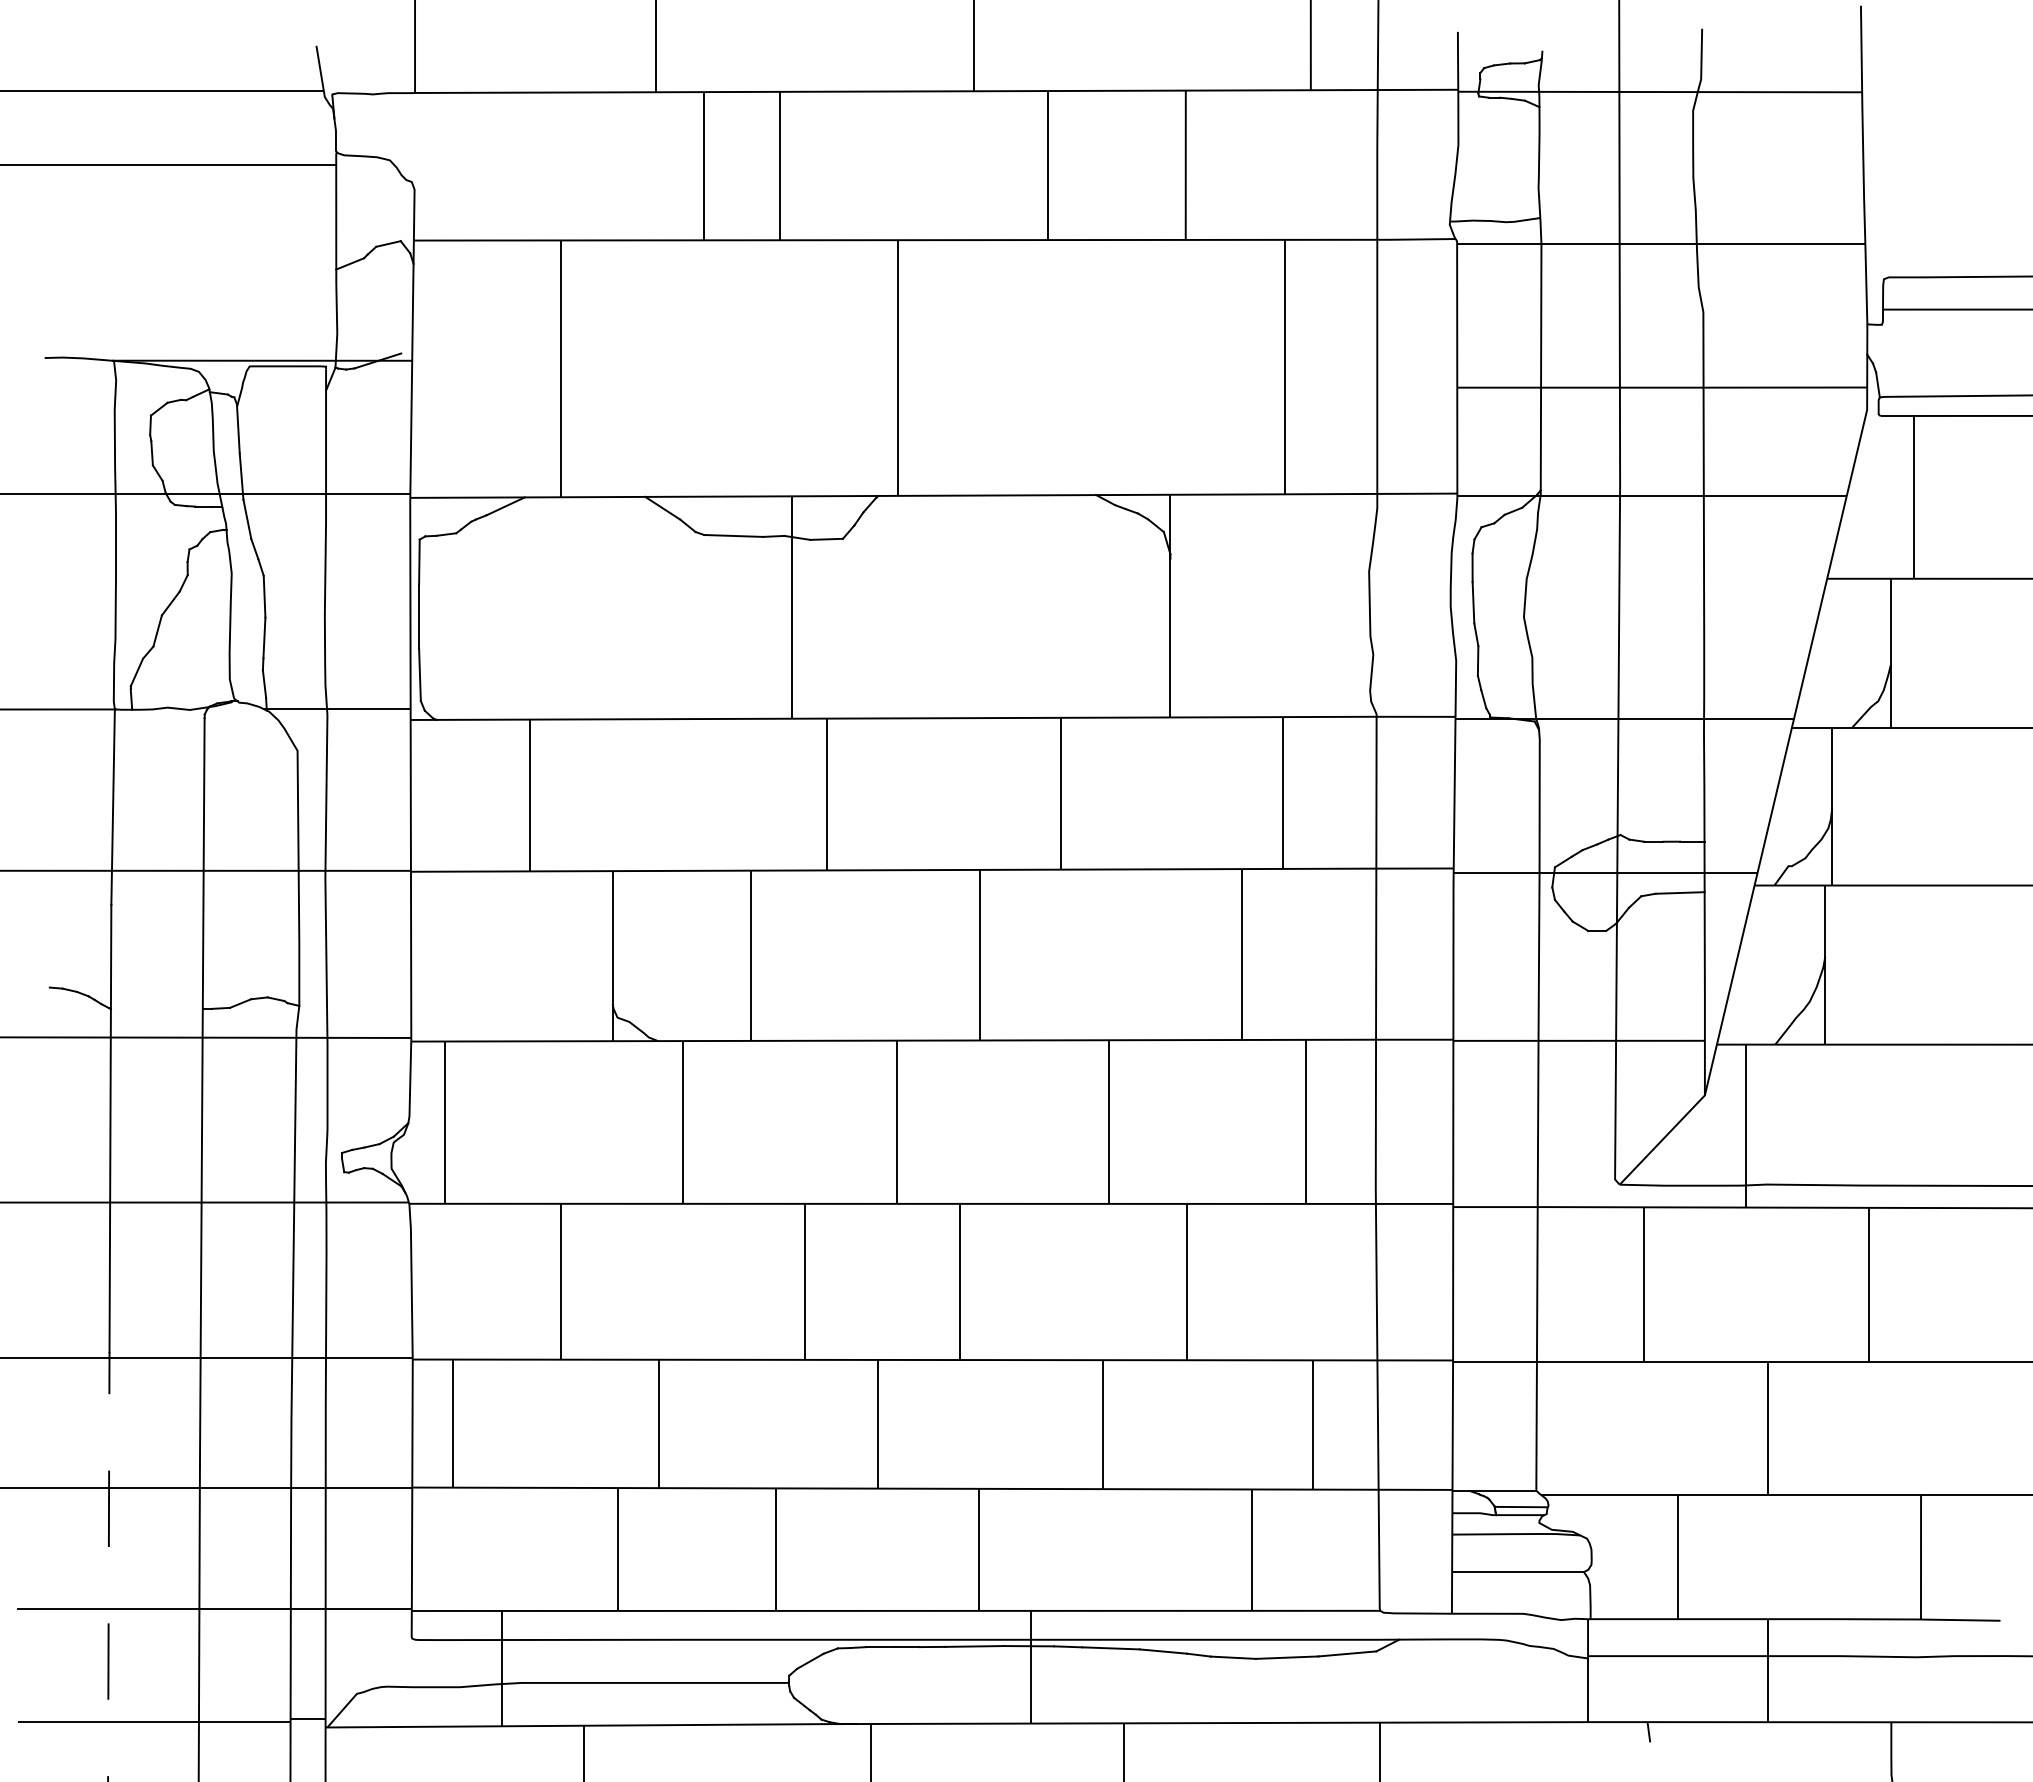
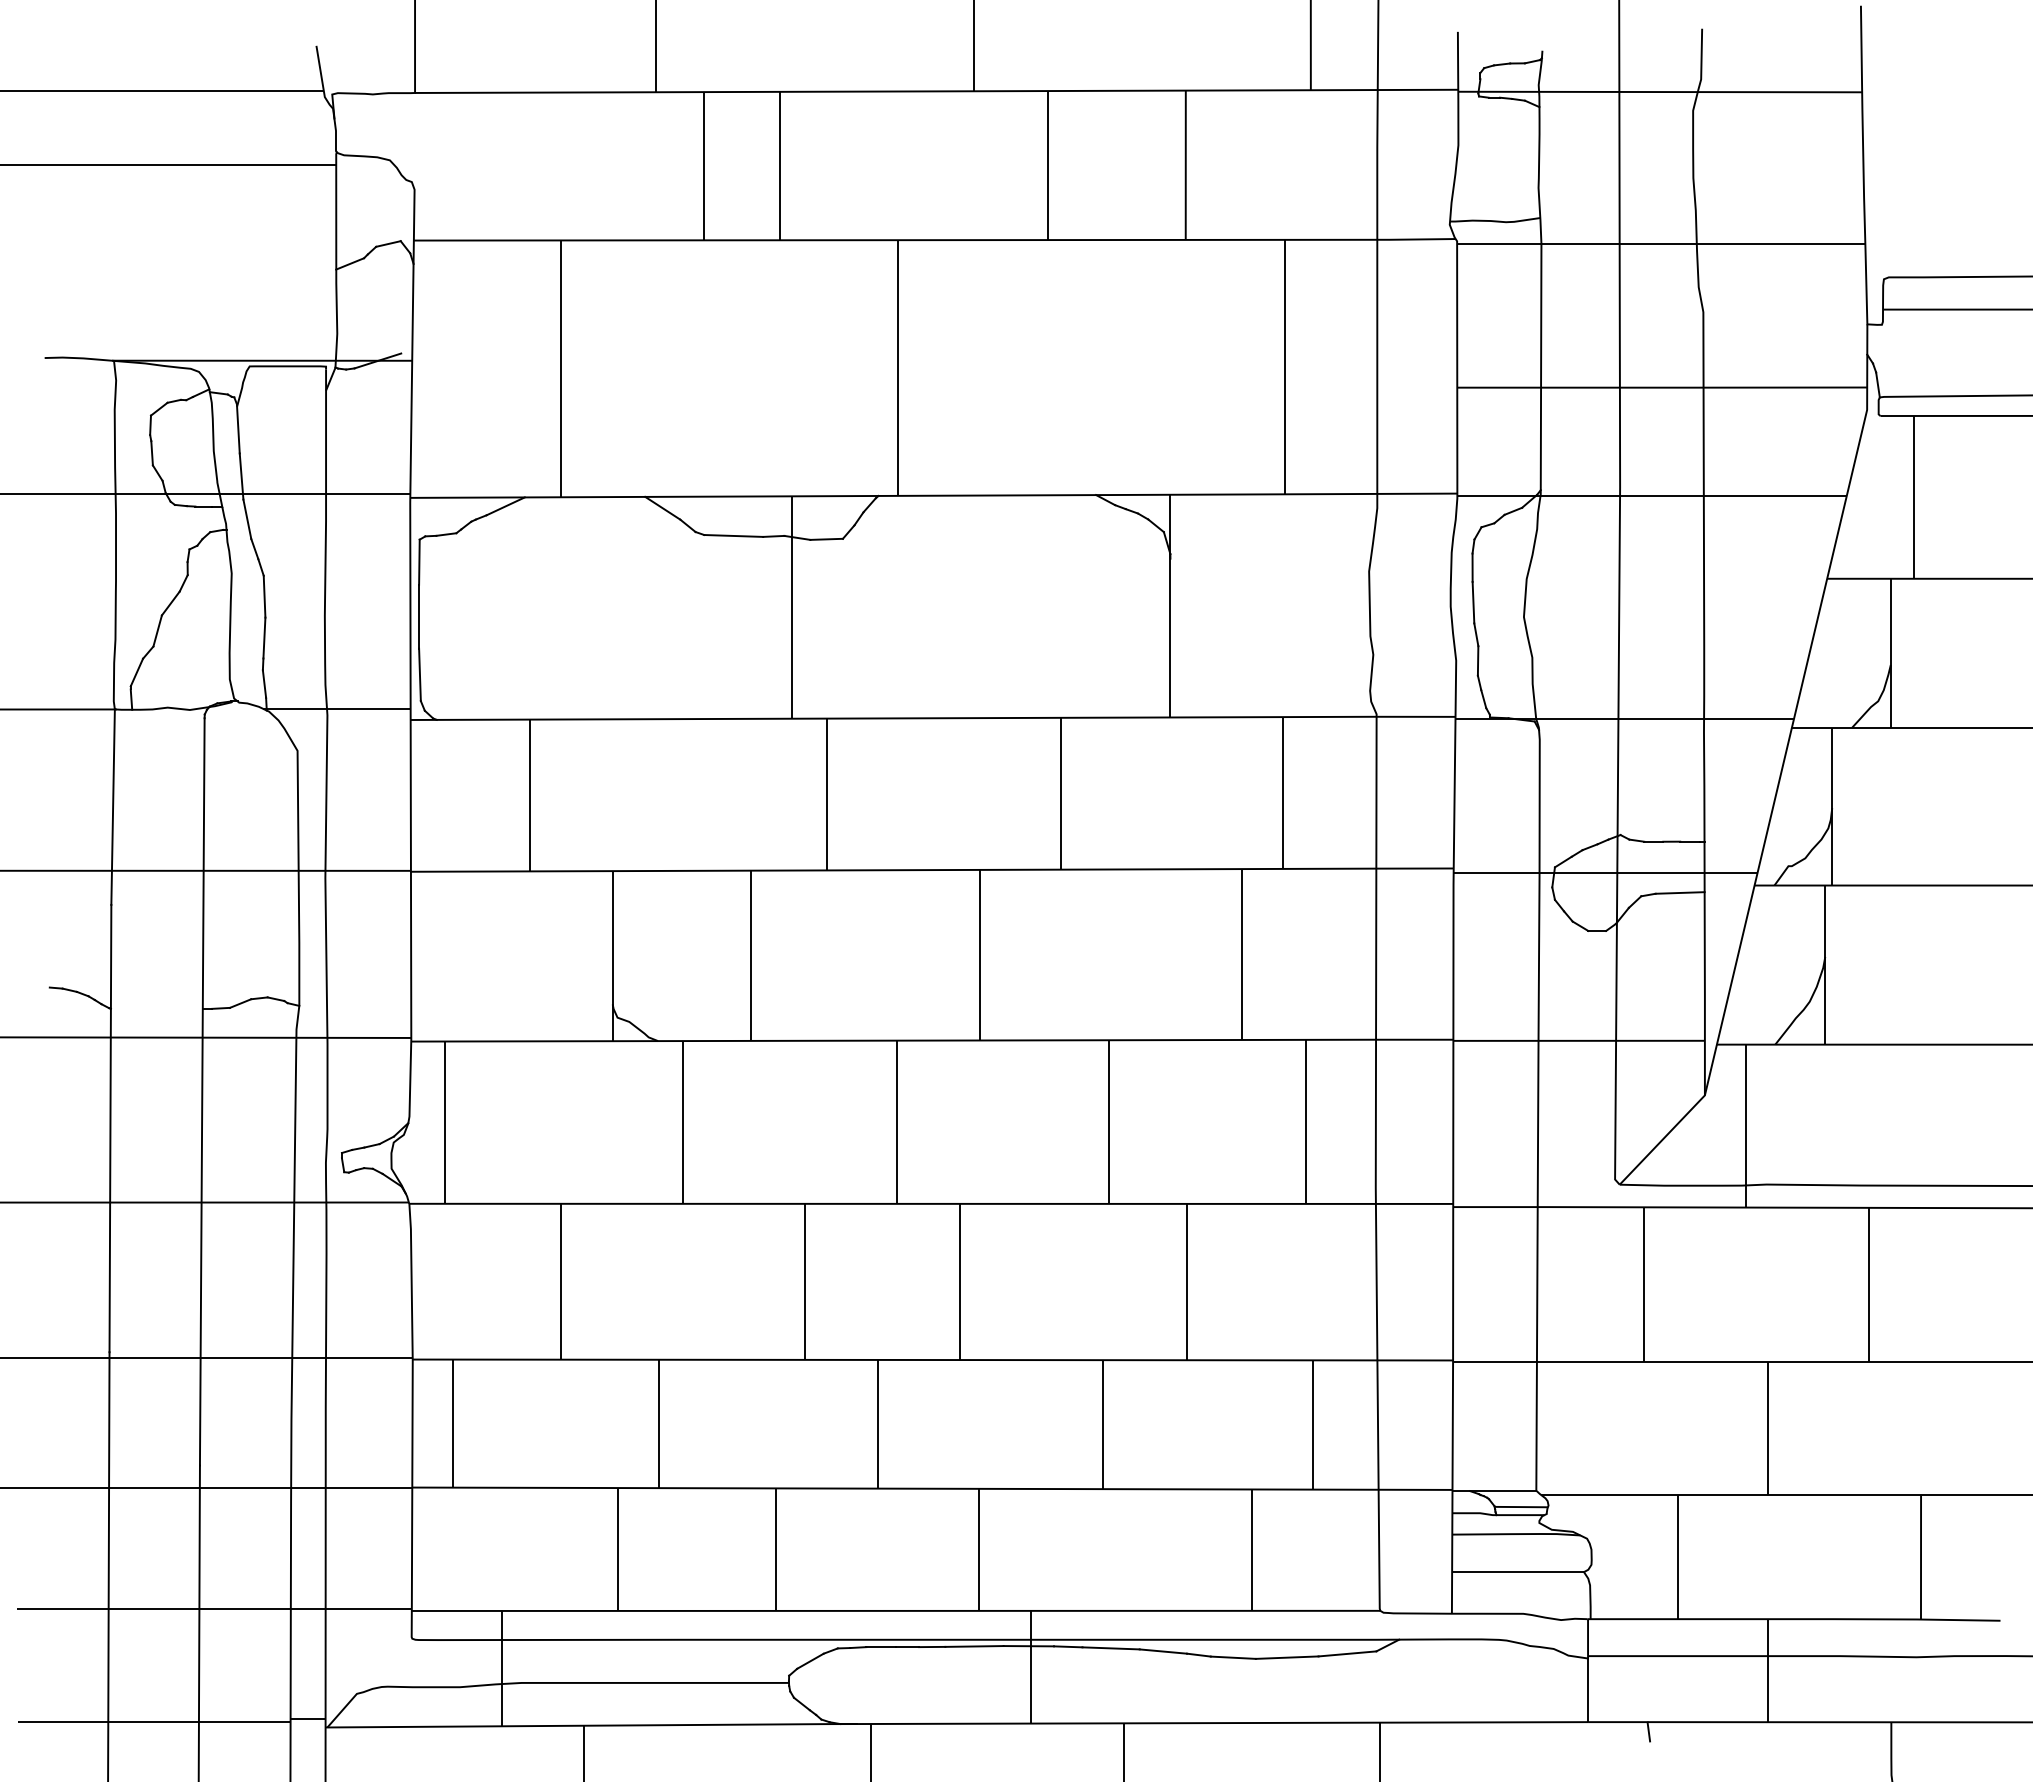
line: dashed -> solid (108, 1566)
